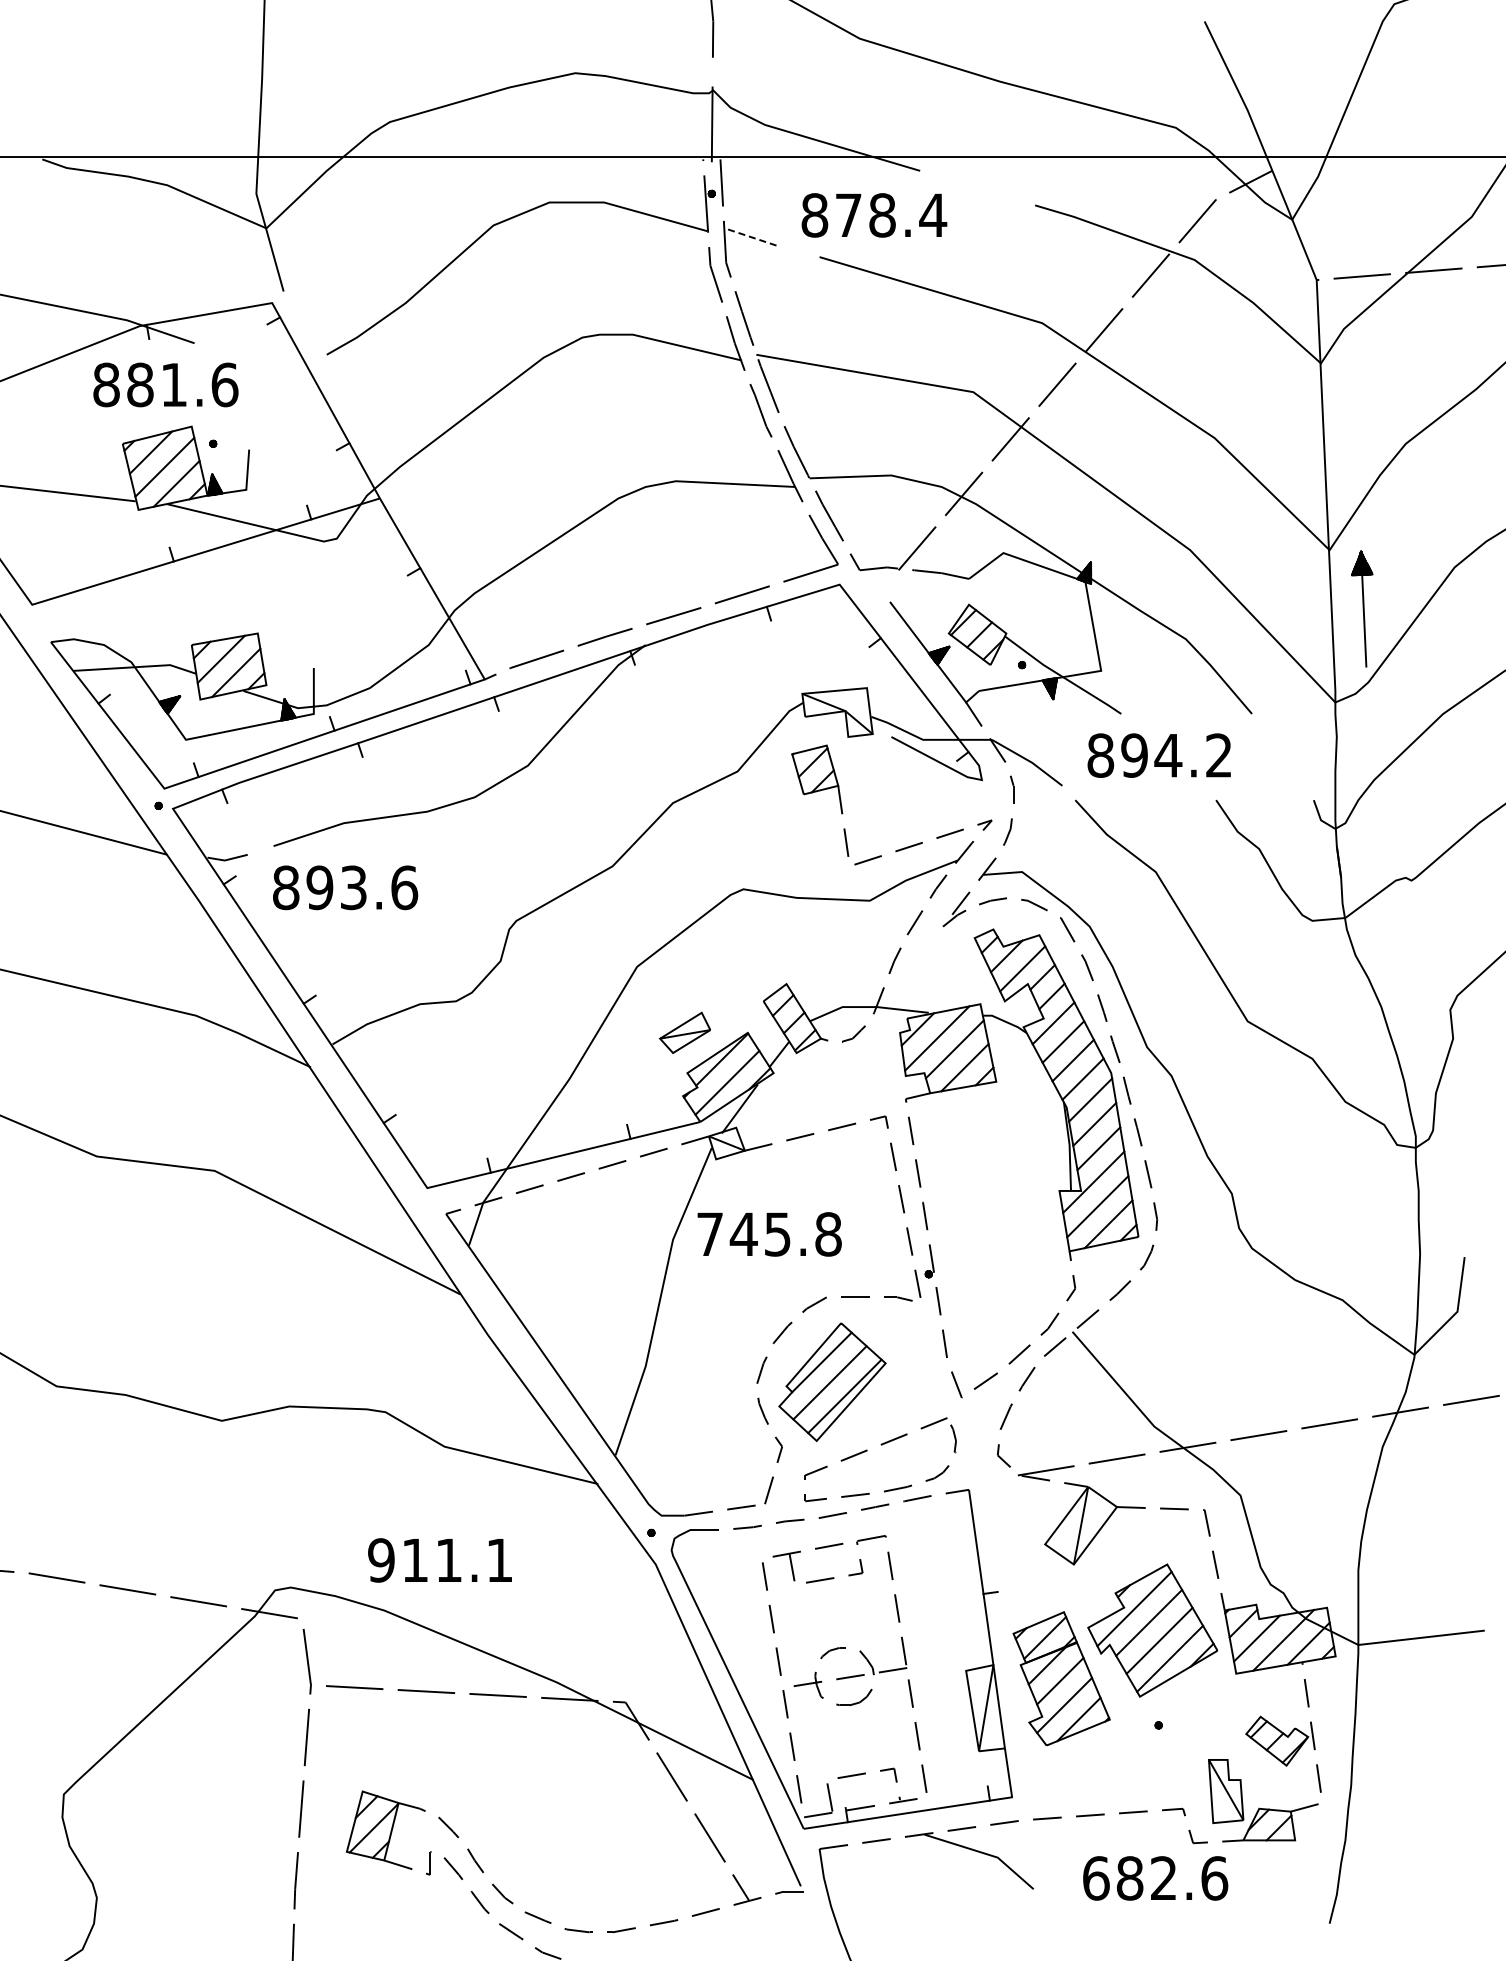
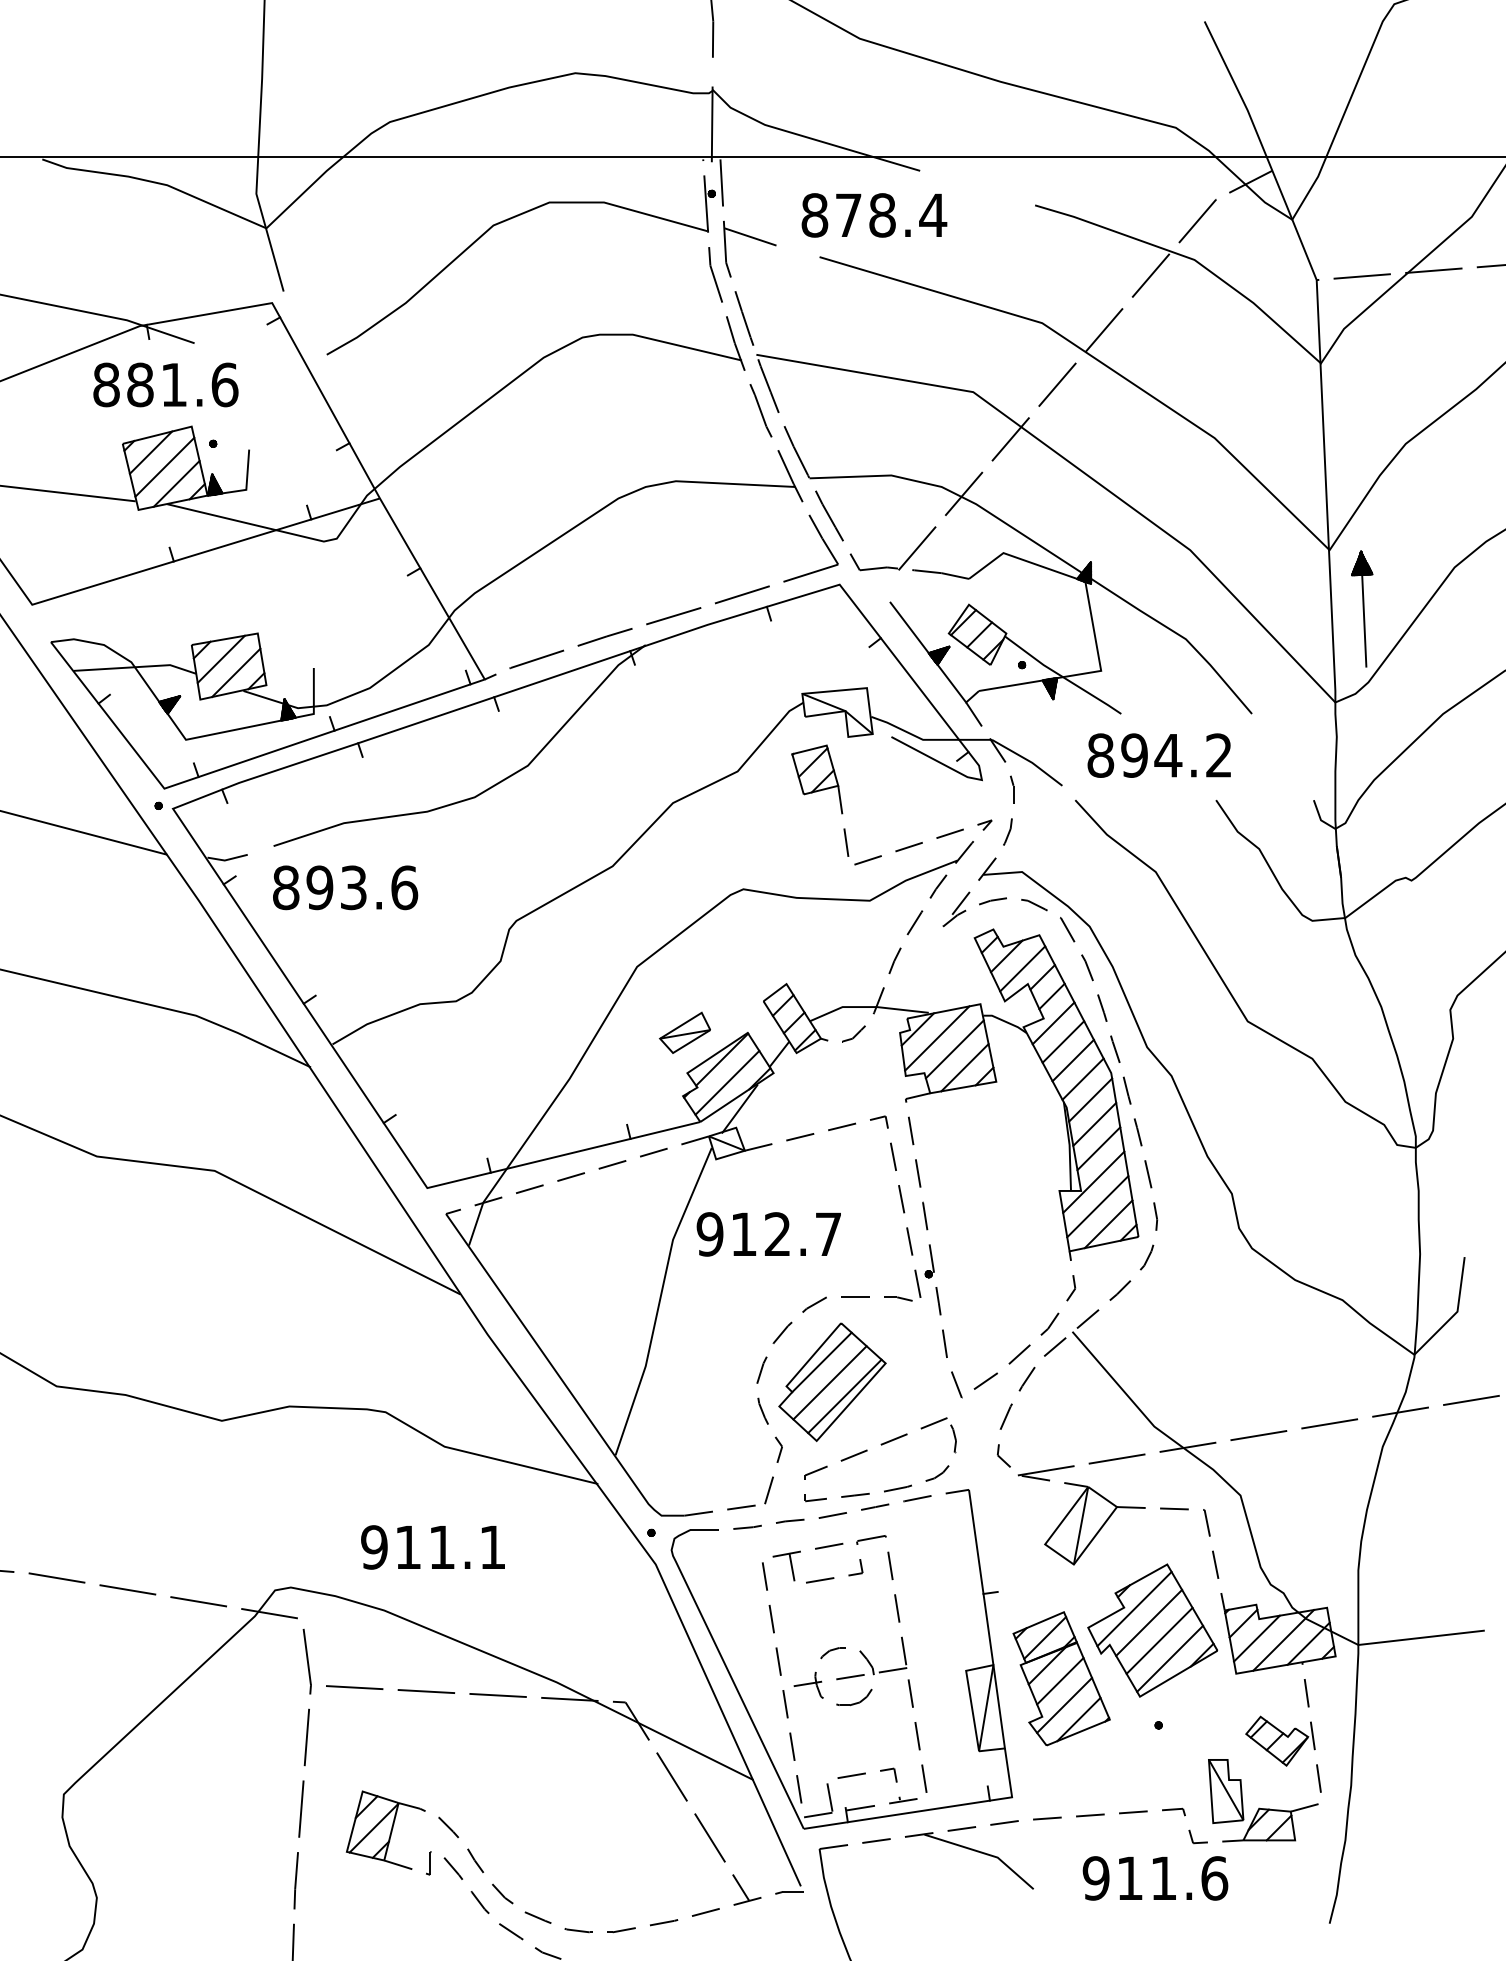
line: dashed -> solid (750, 236)
text: 745.8 -> 912.7 (768, 1234)
text position: (439, 1560) -> (432, 1547) (432, 1547)
text: 682.6 -> 911.6 (1128, 1878)
